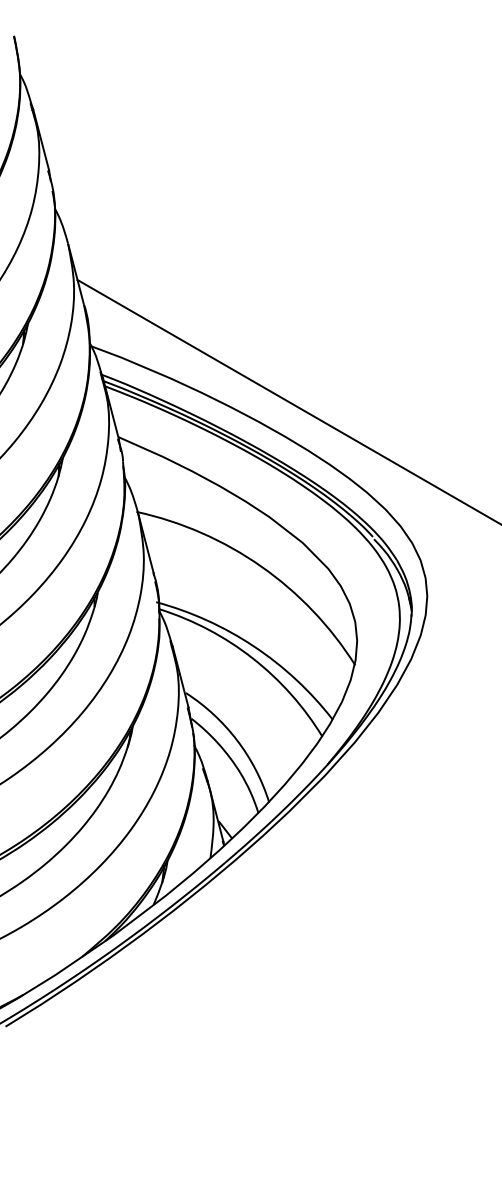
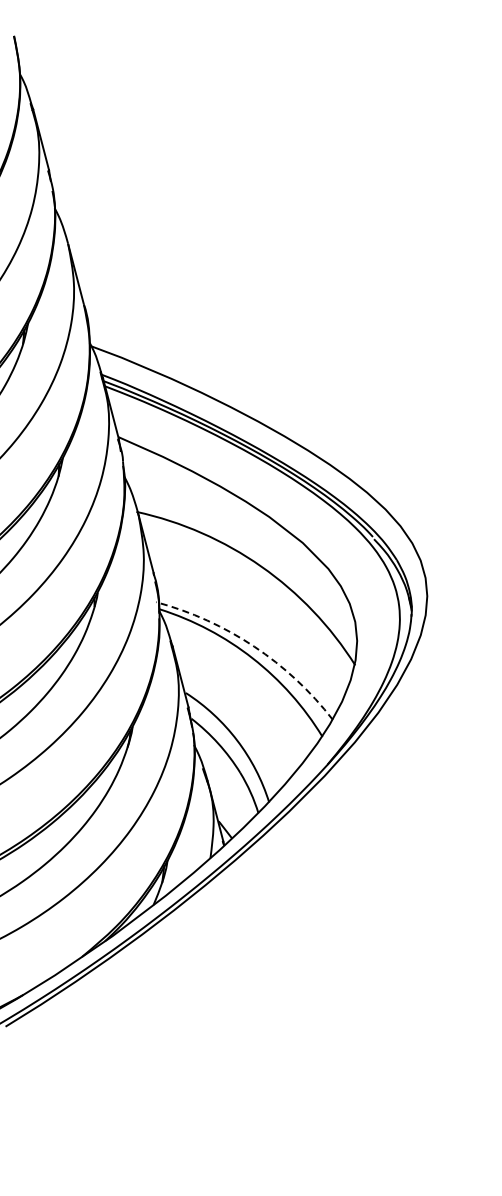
line: present -> none (287, 401)
arc: solid -> dashed (254, 646)
